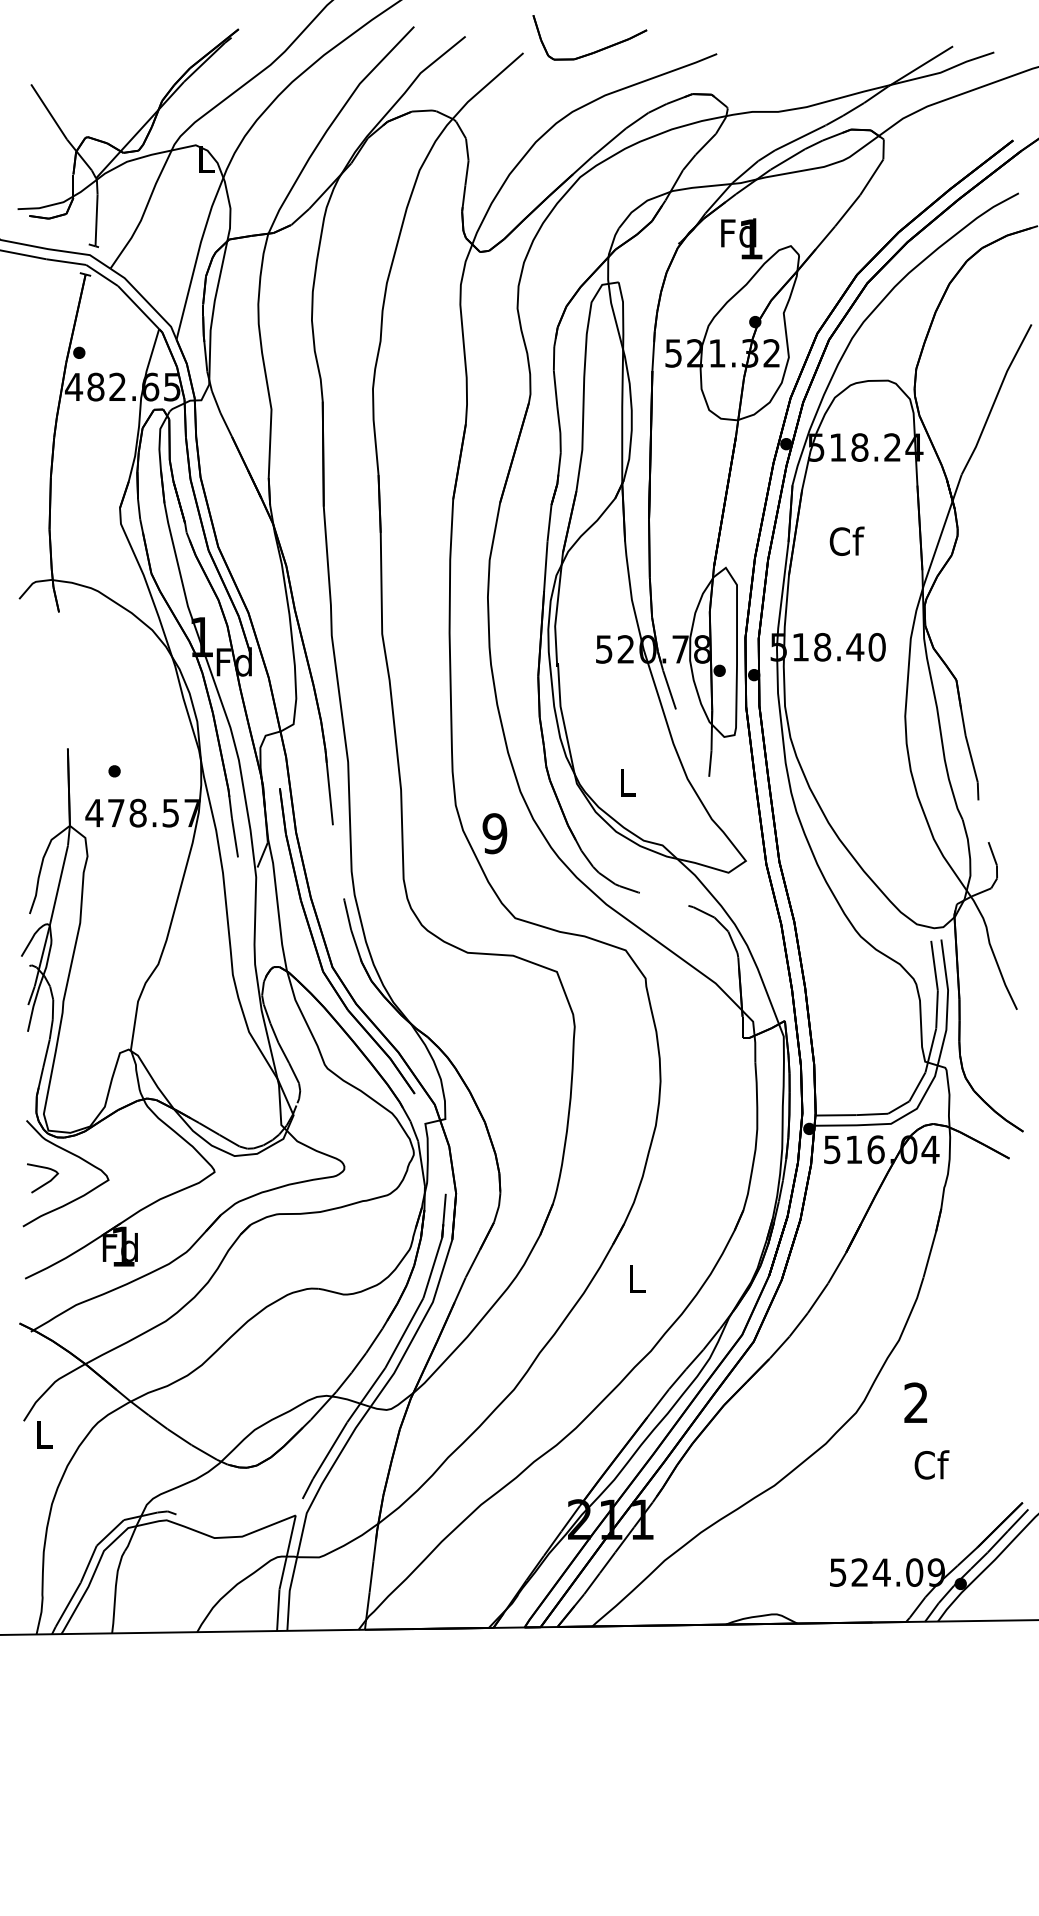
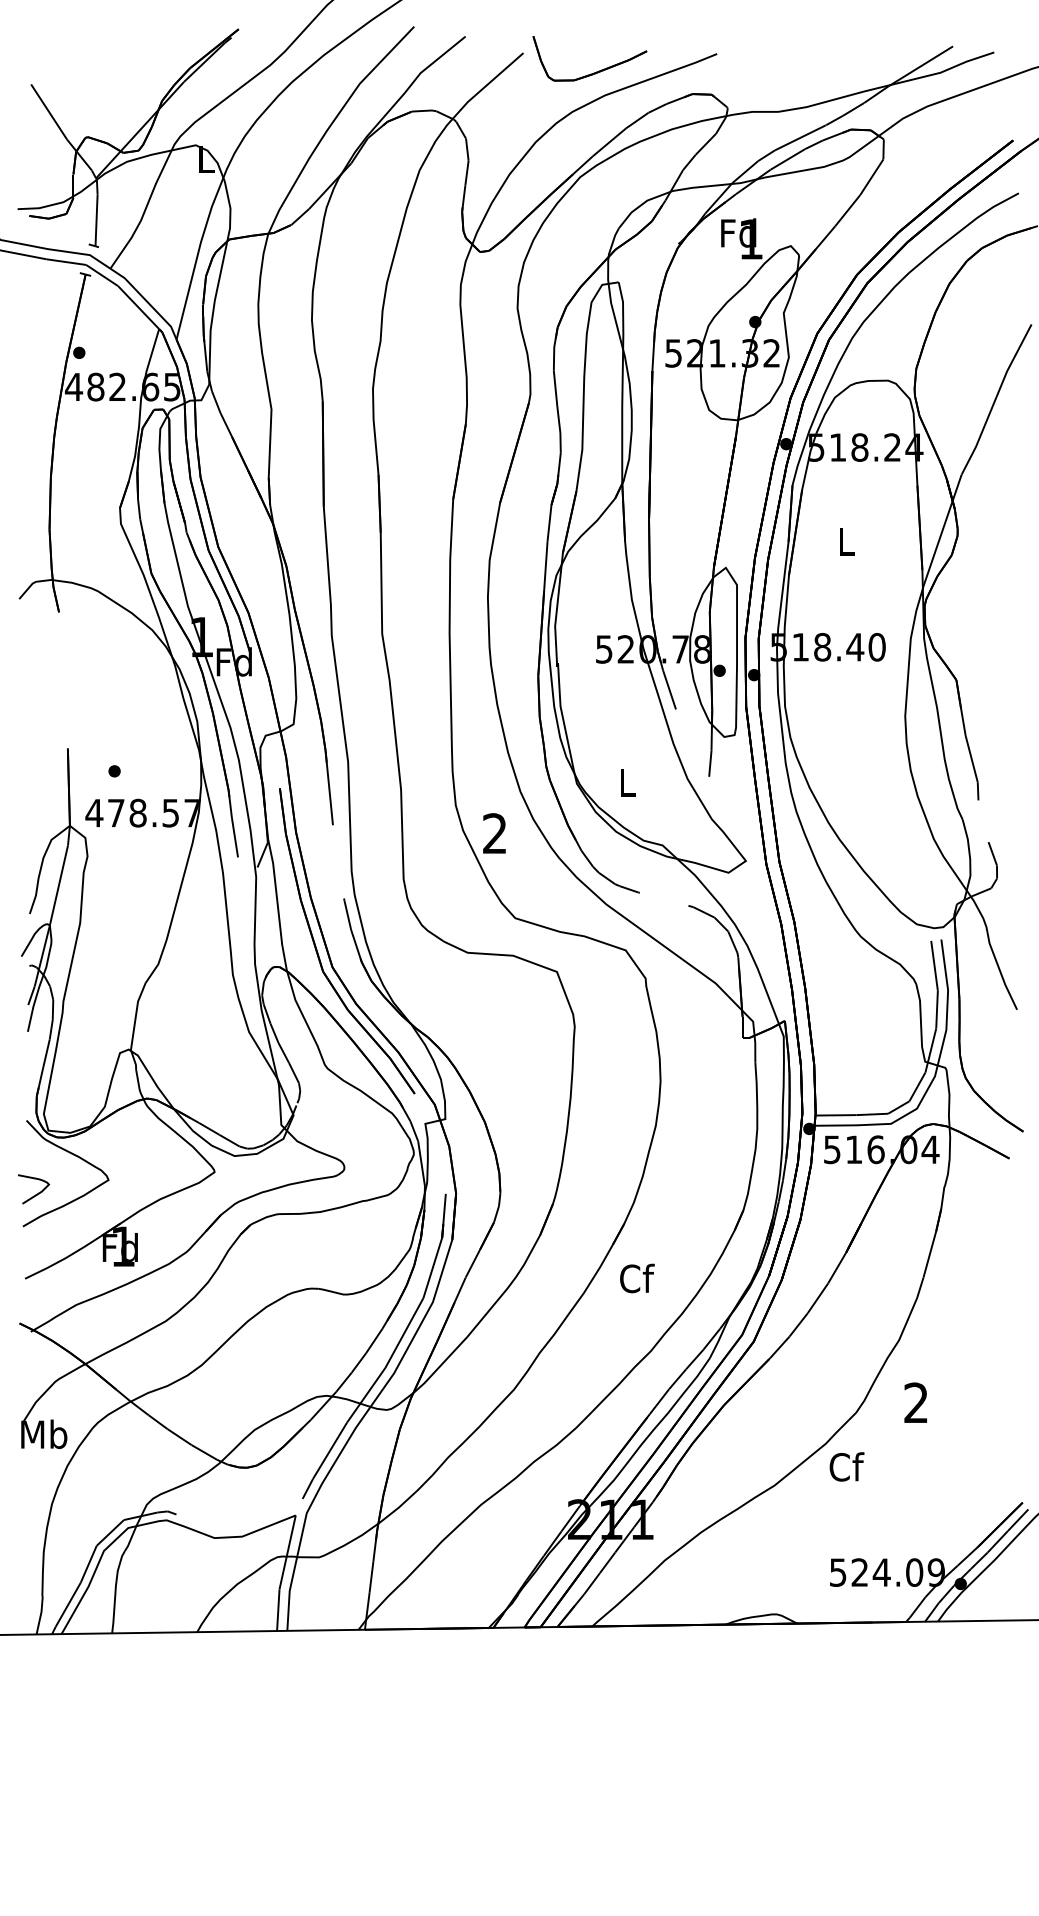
part position: (593, 51) -> (593, 72) (593, 72)
text: Cf -> L (846, 540)
text: 9 -> 2 (494, 833)
curve position: (45, 1182) -> (36, 1193) (36, 1193)
text: L -> Cf (637, 1278)
text: L -> Mb (44, 1434)
text position: (931, 1464) -> (846, 1466) (846, 1466)
